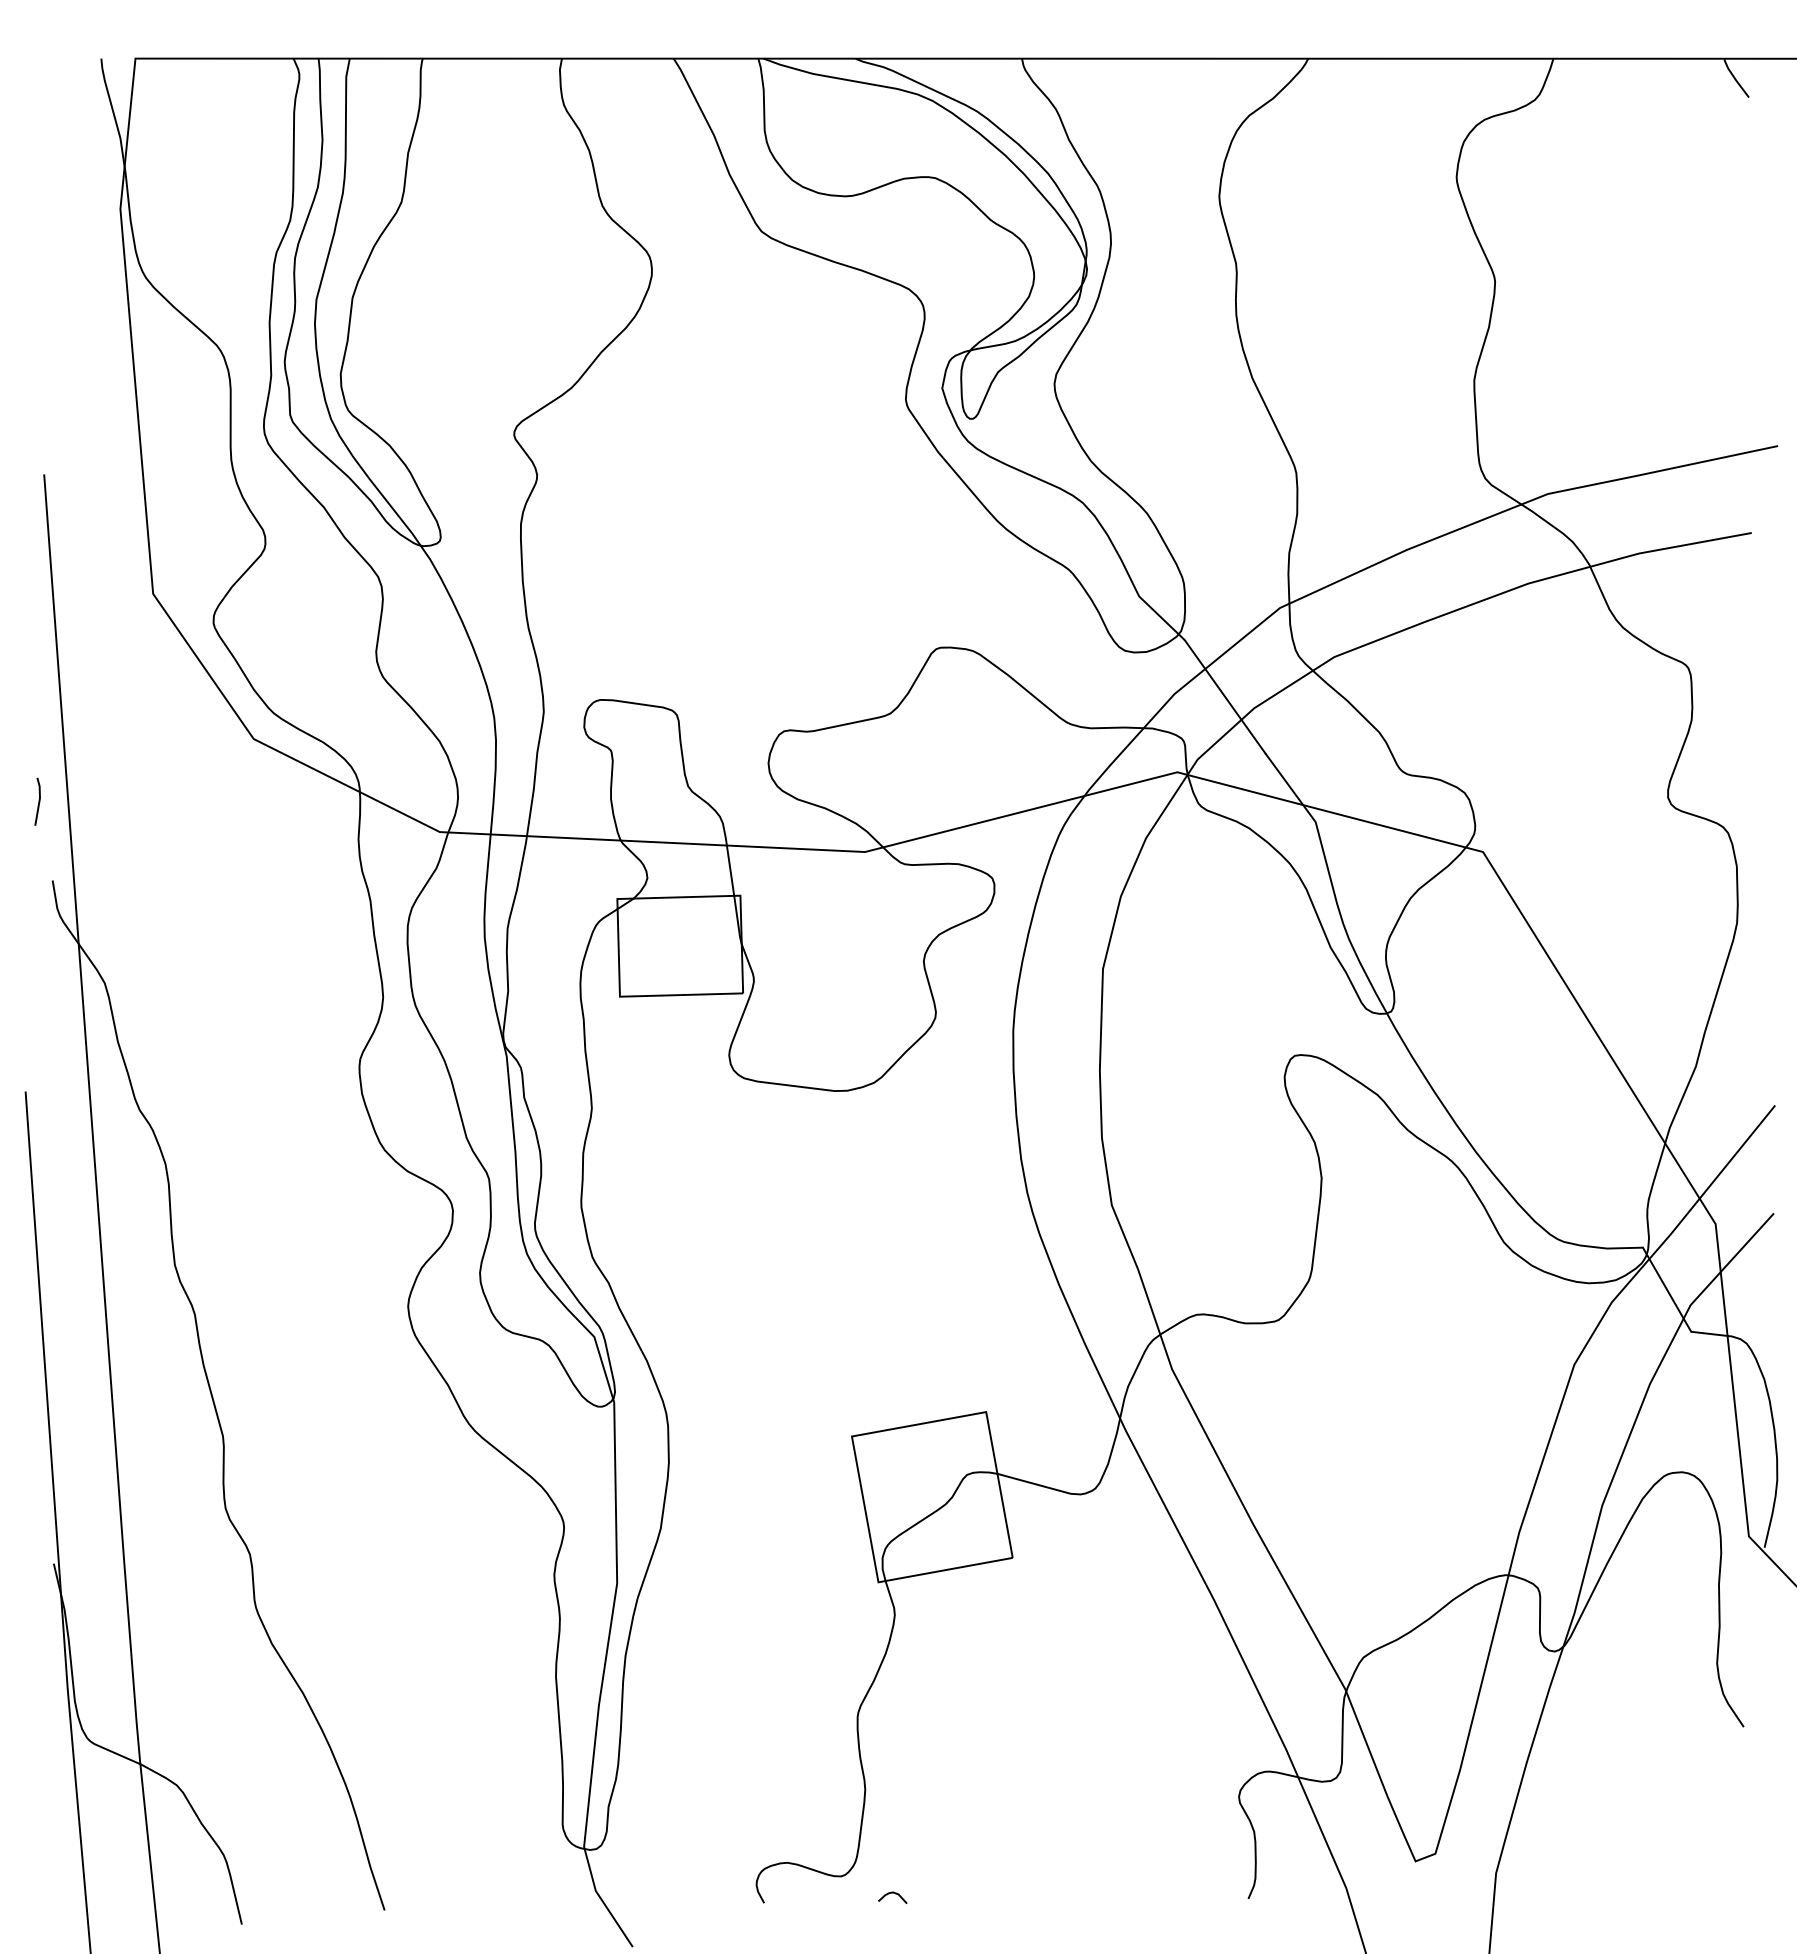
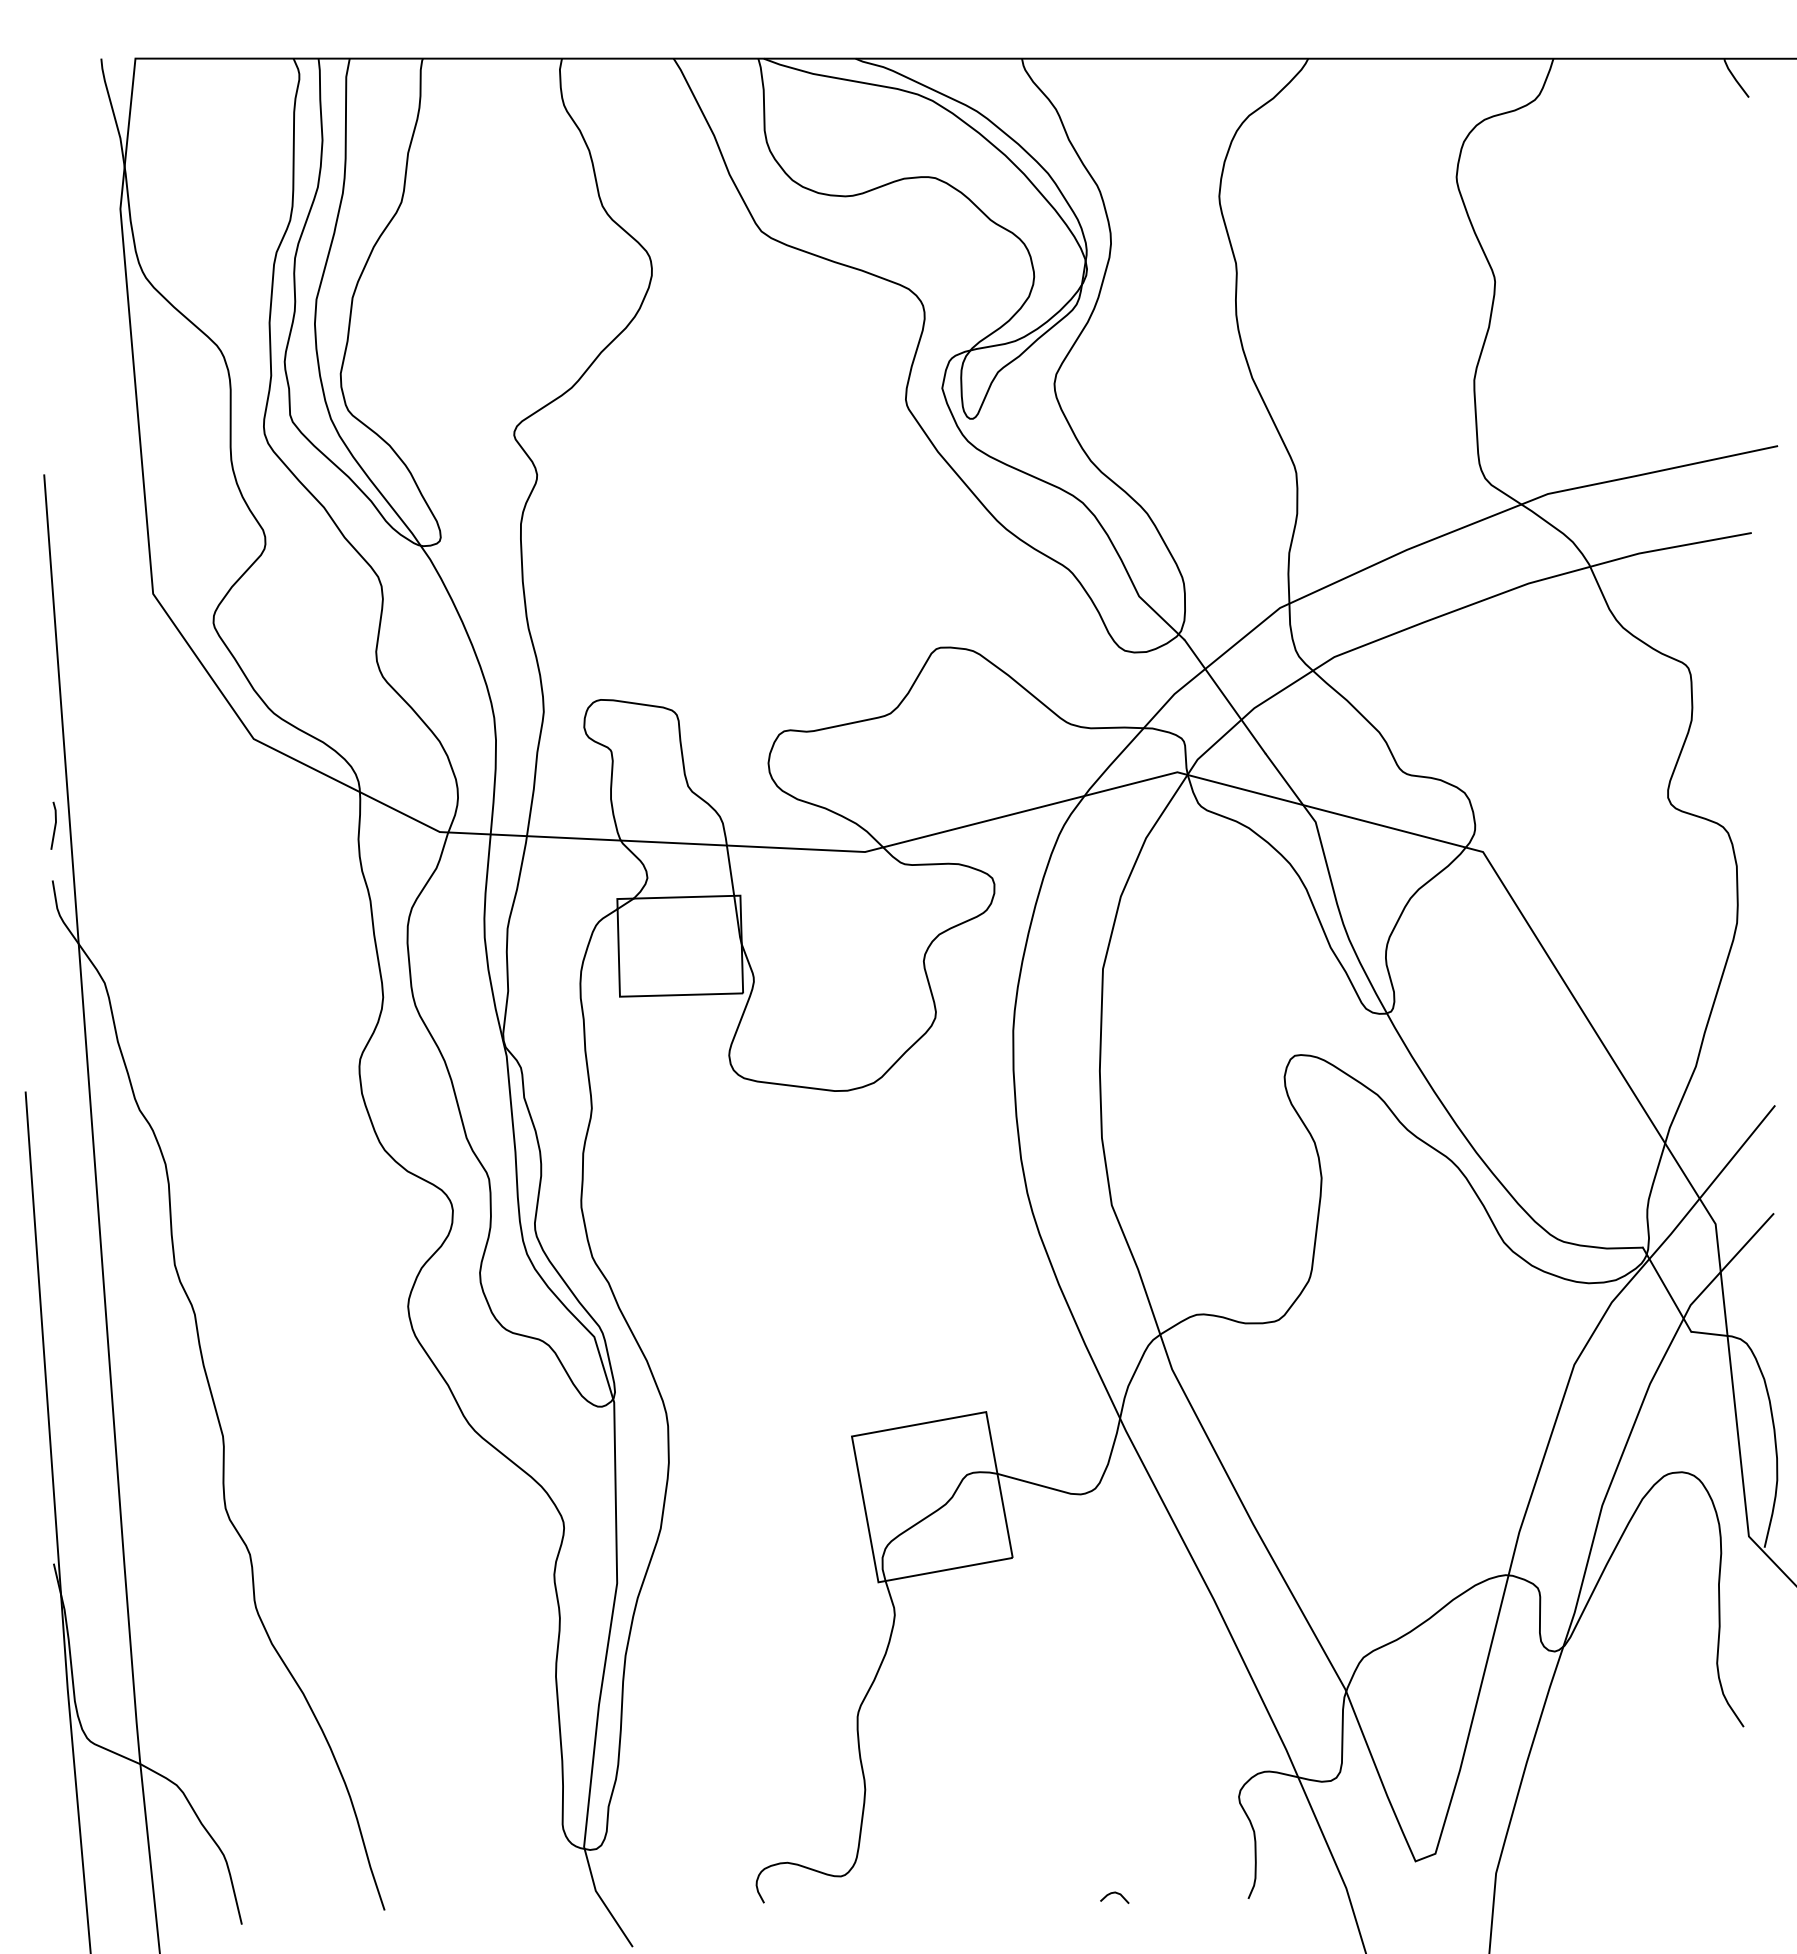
line position: (38, 801) -> (54, 825) (54, 825)
curve position: (892, 1893) -> (1114, 1893) (1114, 1893)
